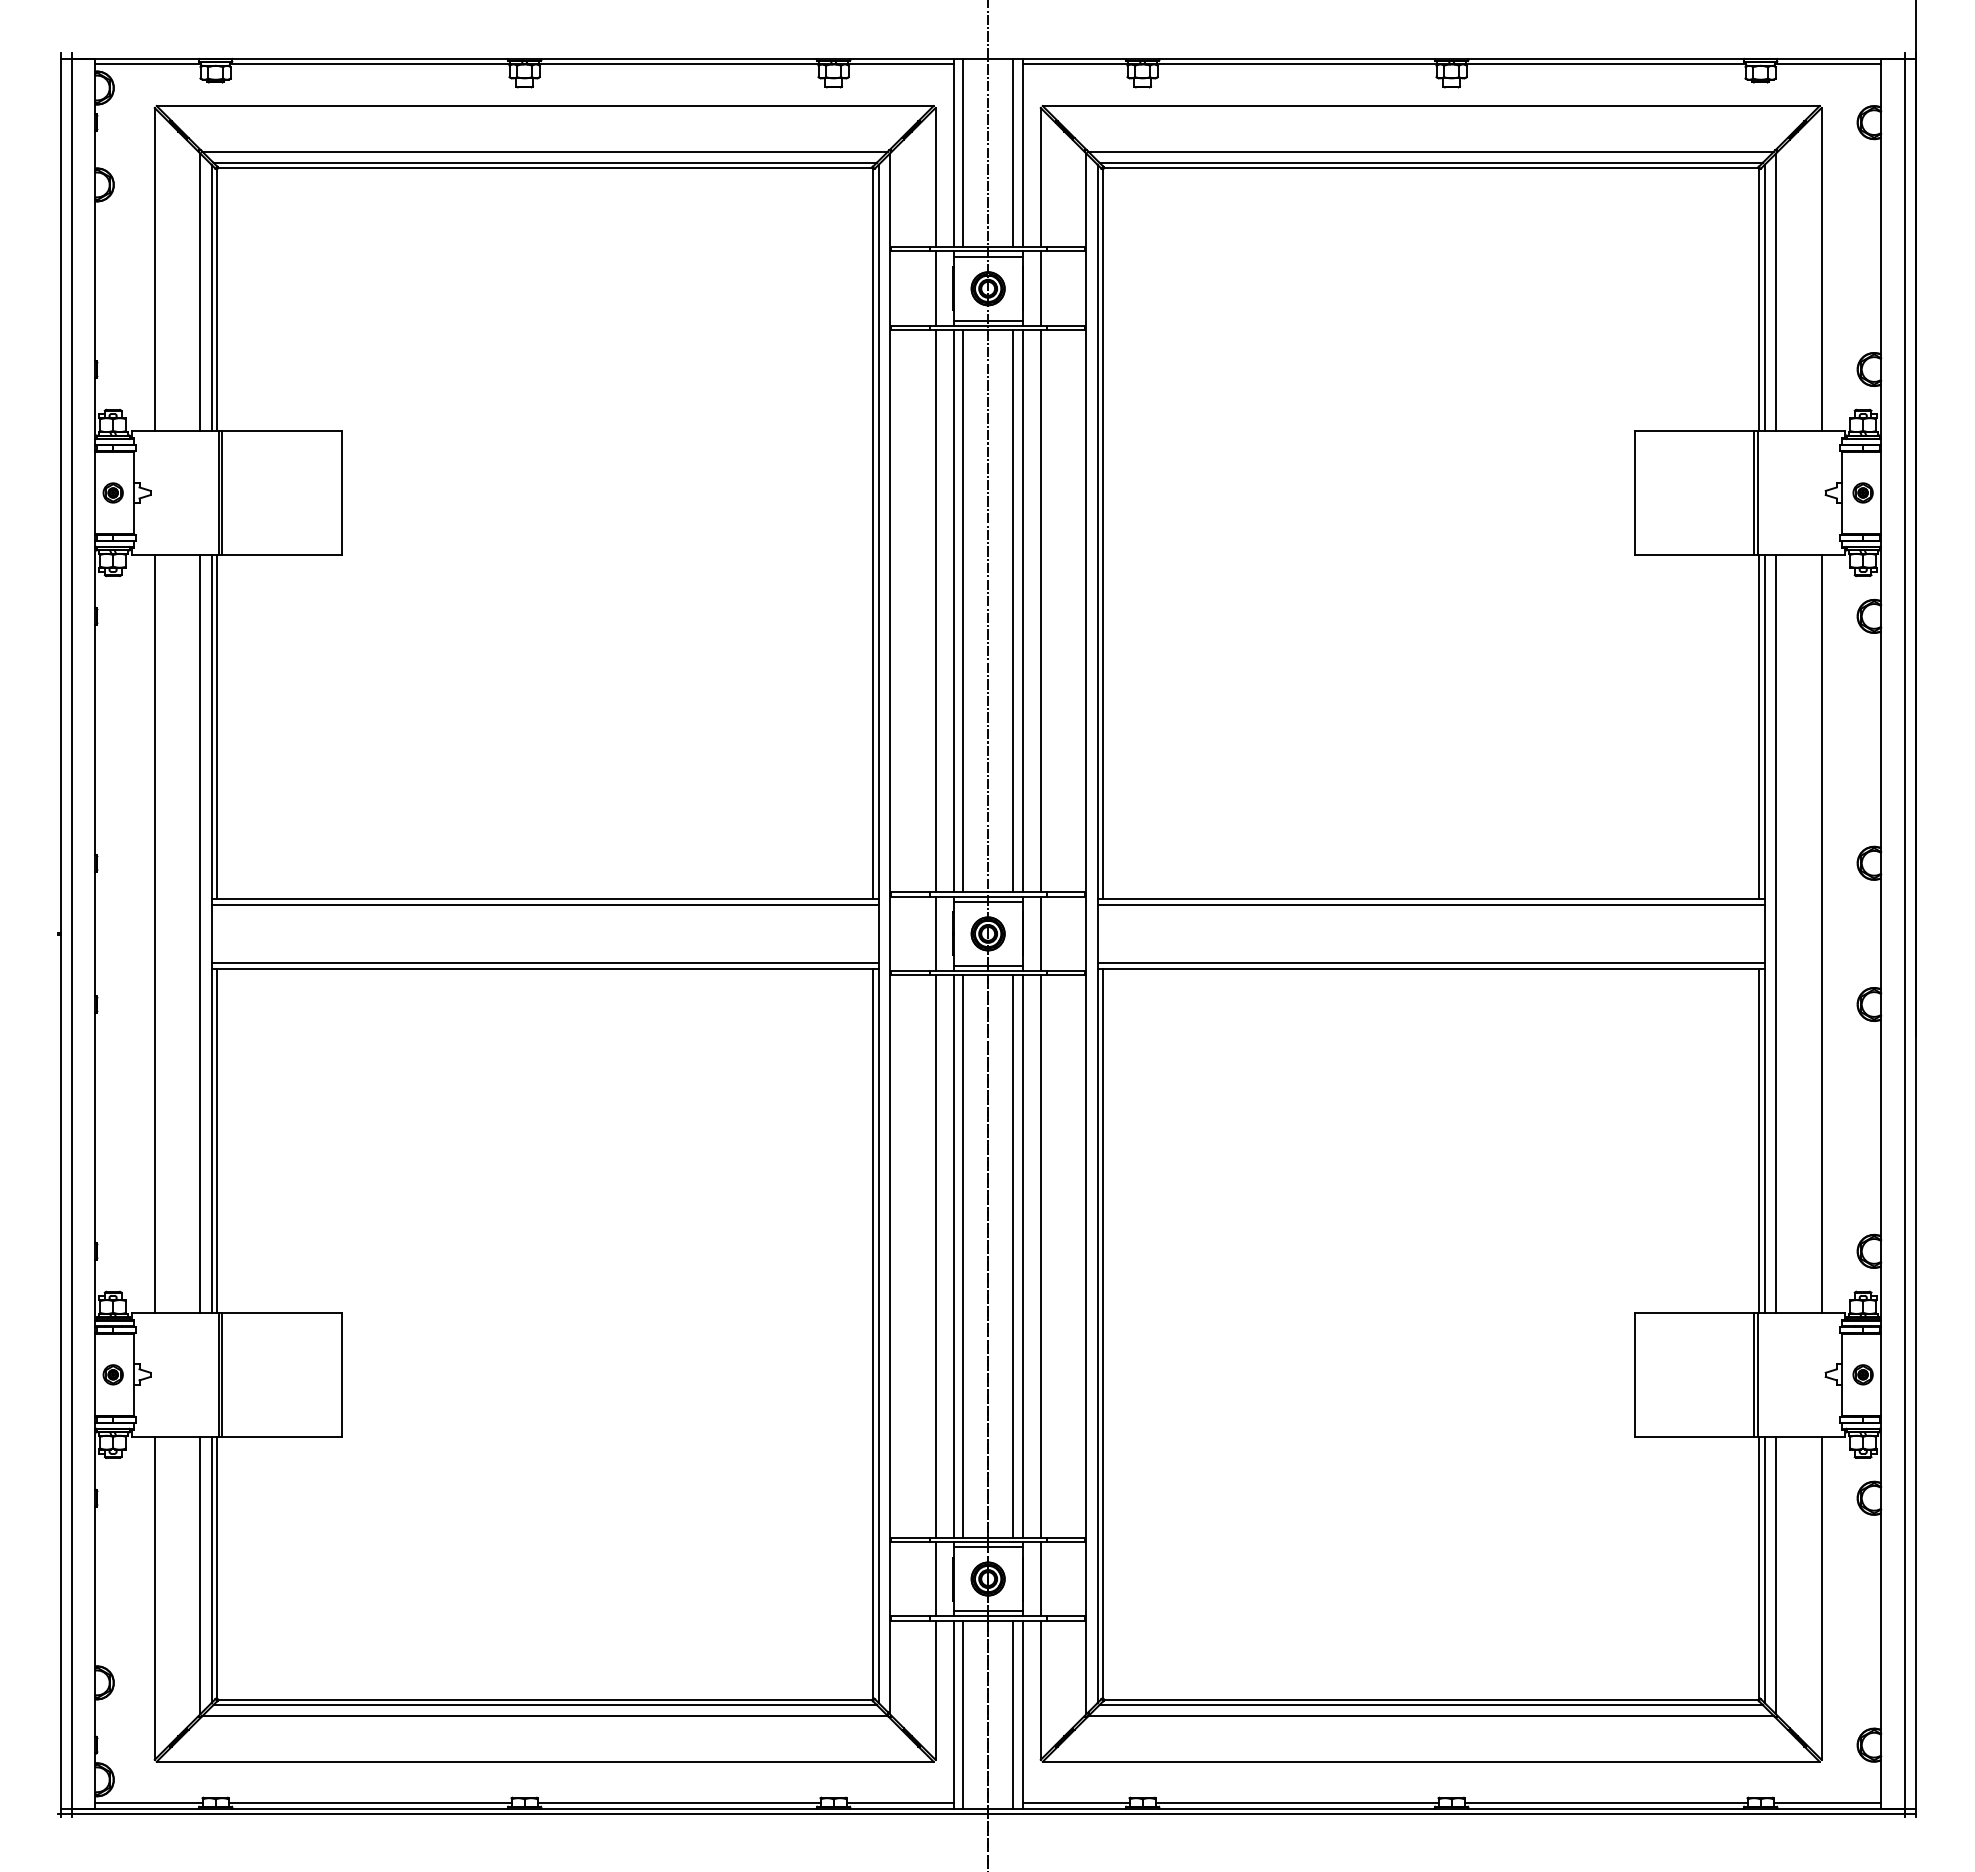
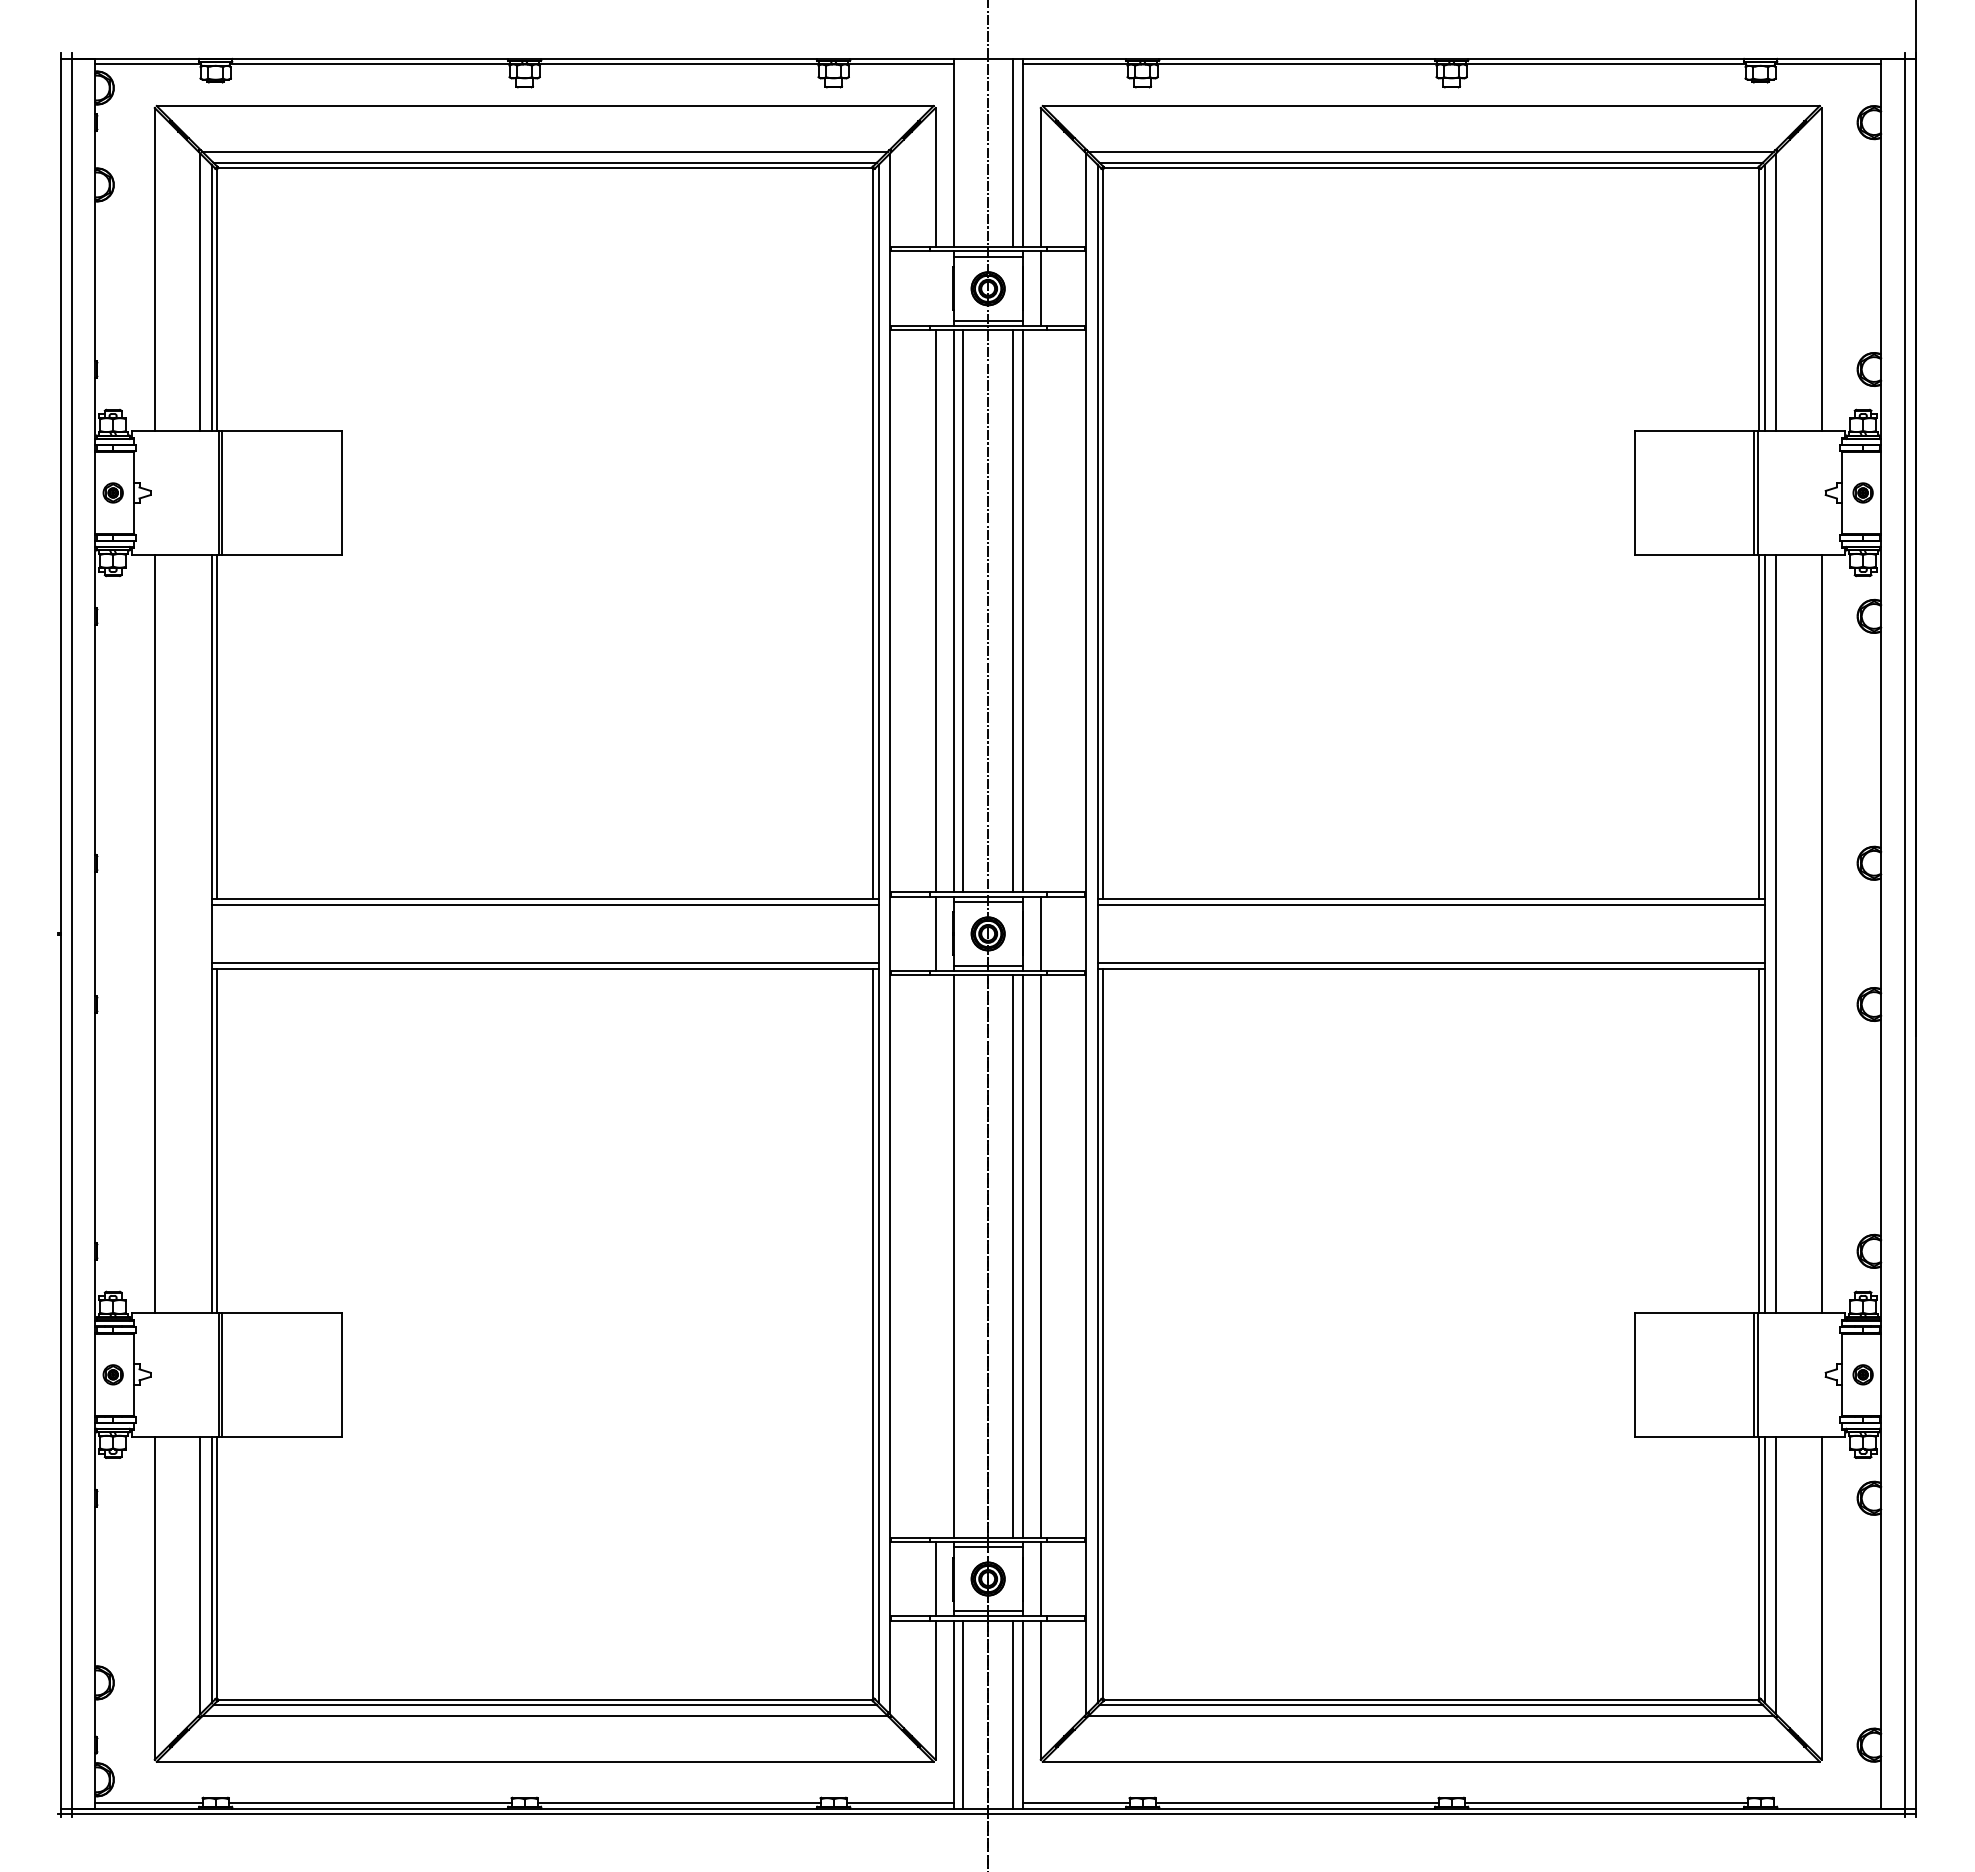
line: present -> none (963, 152)
line: present -> none (935, 288)
line: present -> none (1040, 611)
line: present -> none (200, 933)
line: present -> none (935, 1256)
line: present -> none (963, 1256)
line: present -> none (1827, 1803)
